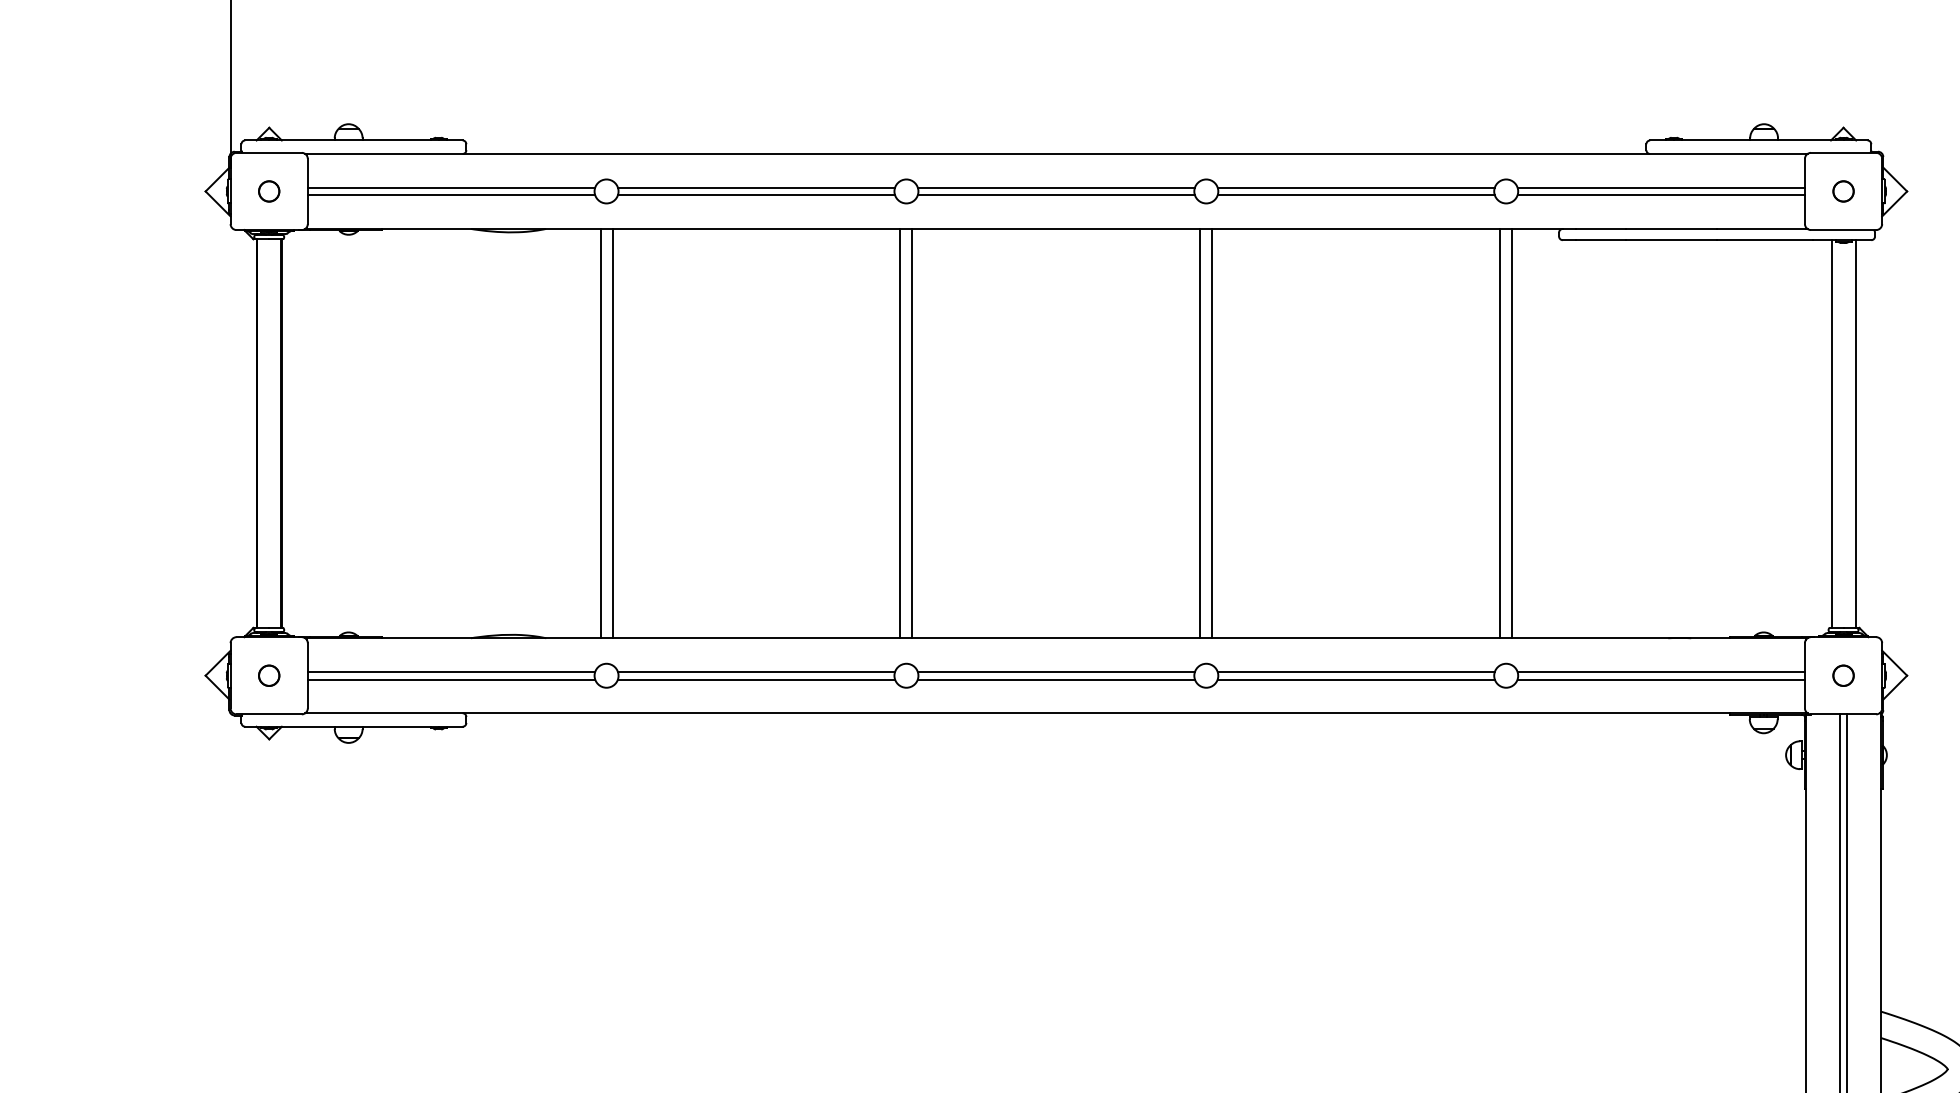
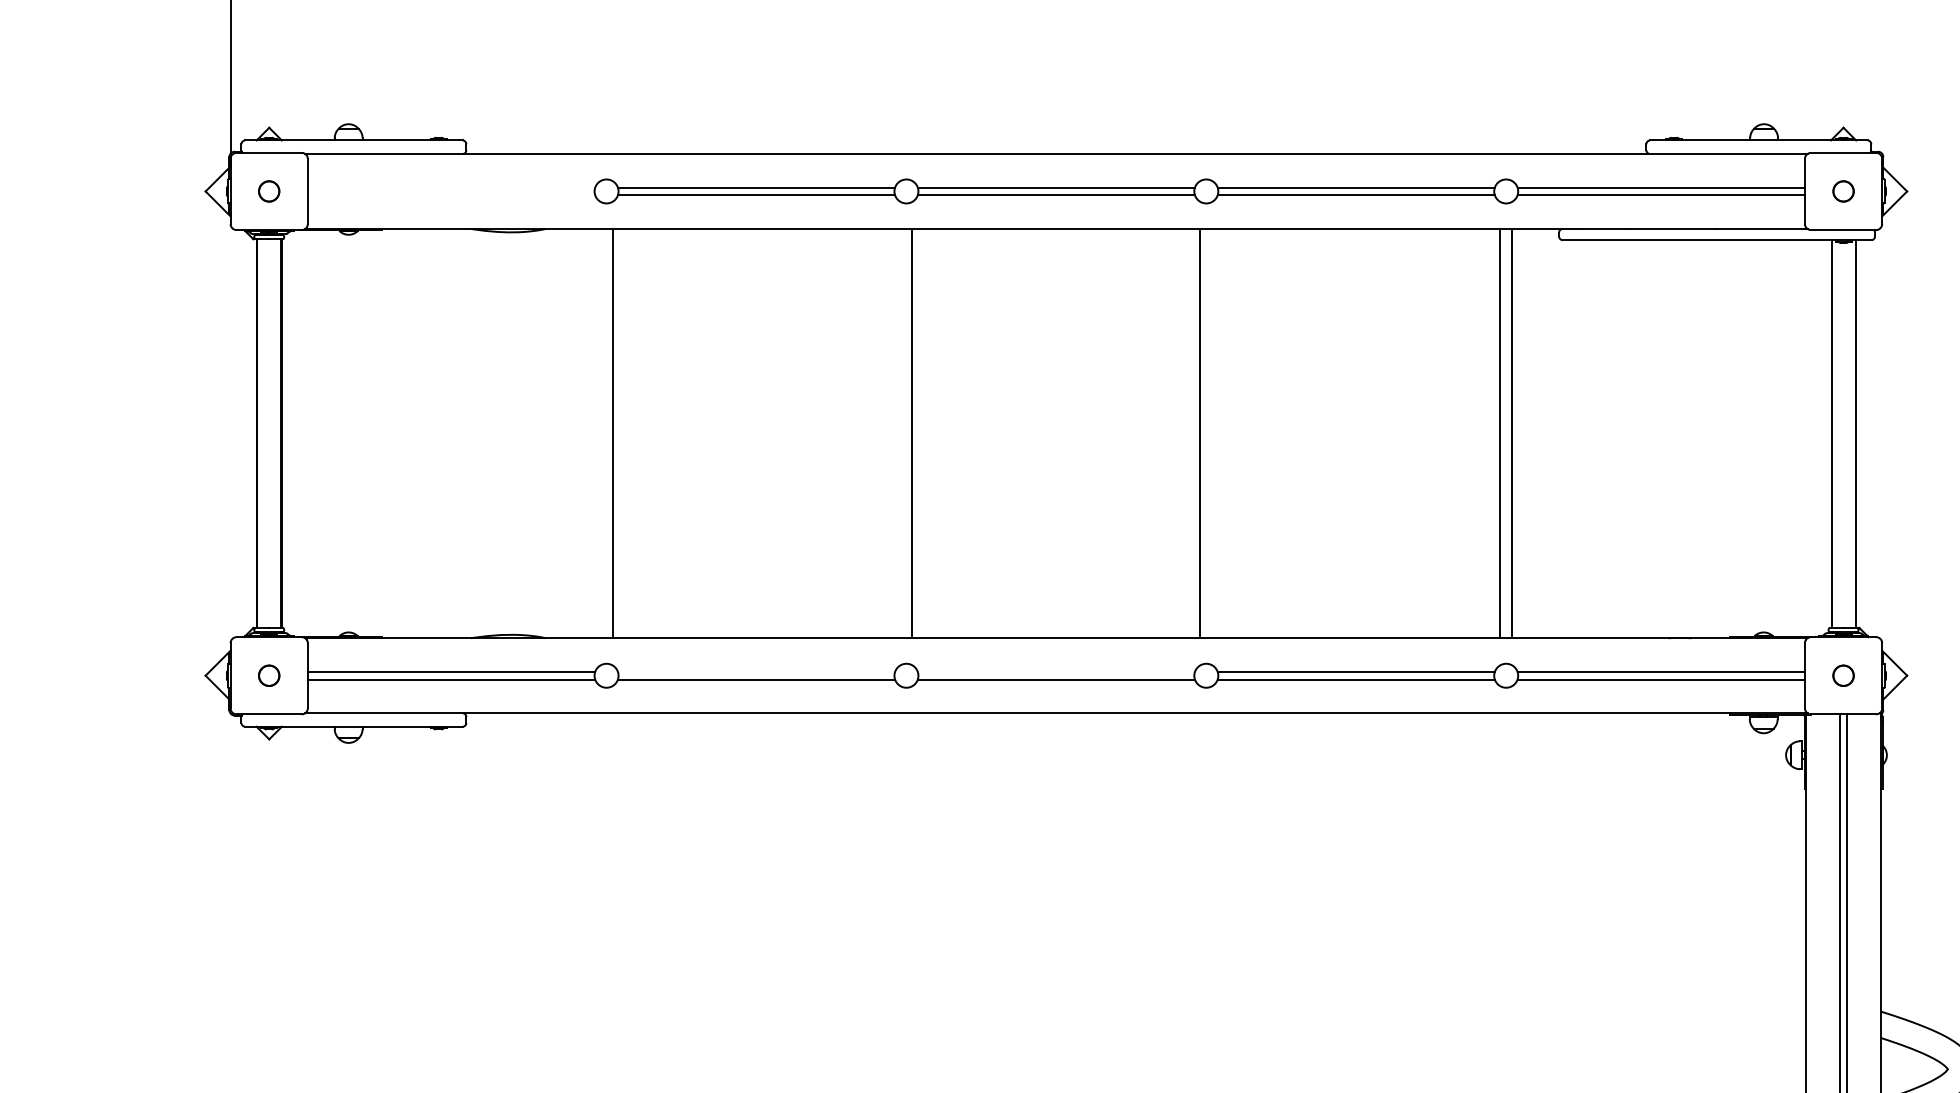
line: present -> none (451, 187)
line: present -> none (451, 195)
line: present -> none (600, 433)
line: present -> none (900, 433)
line: present -> none (1212, 433)
line: present -> none (756, 672)
line: present -> none (1055, 672)
